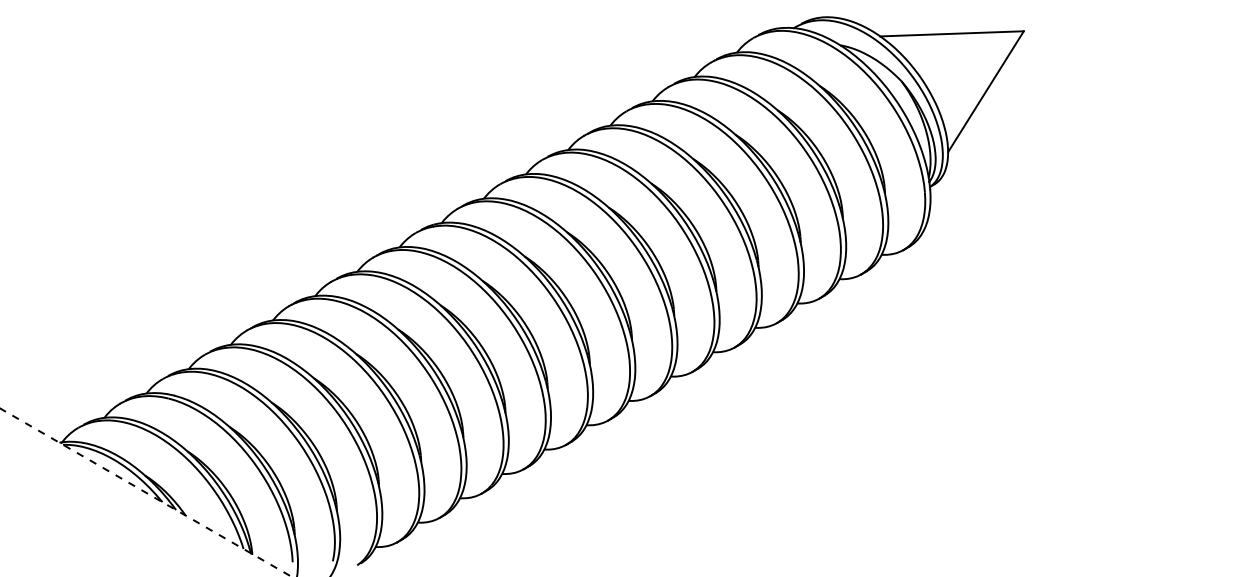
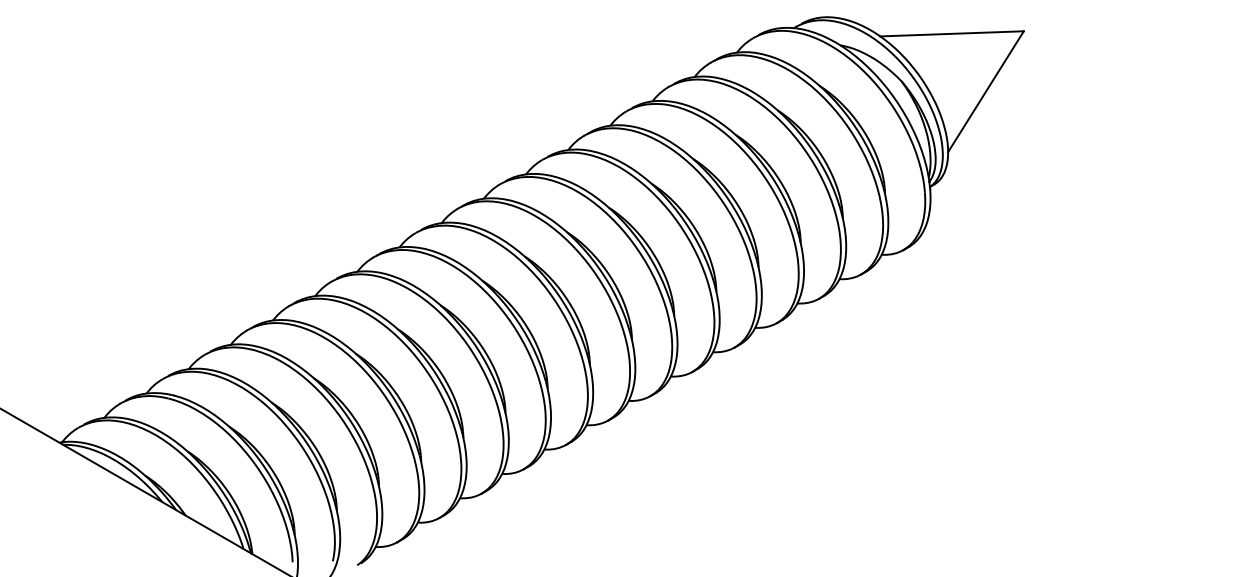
line: dashed -> solid (145, 492)
